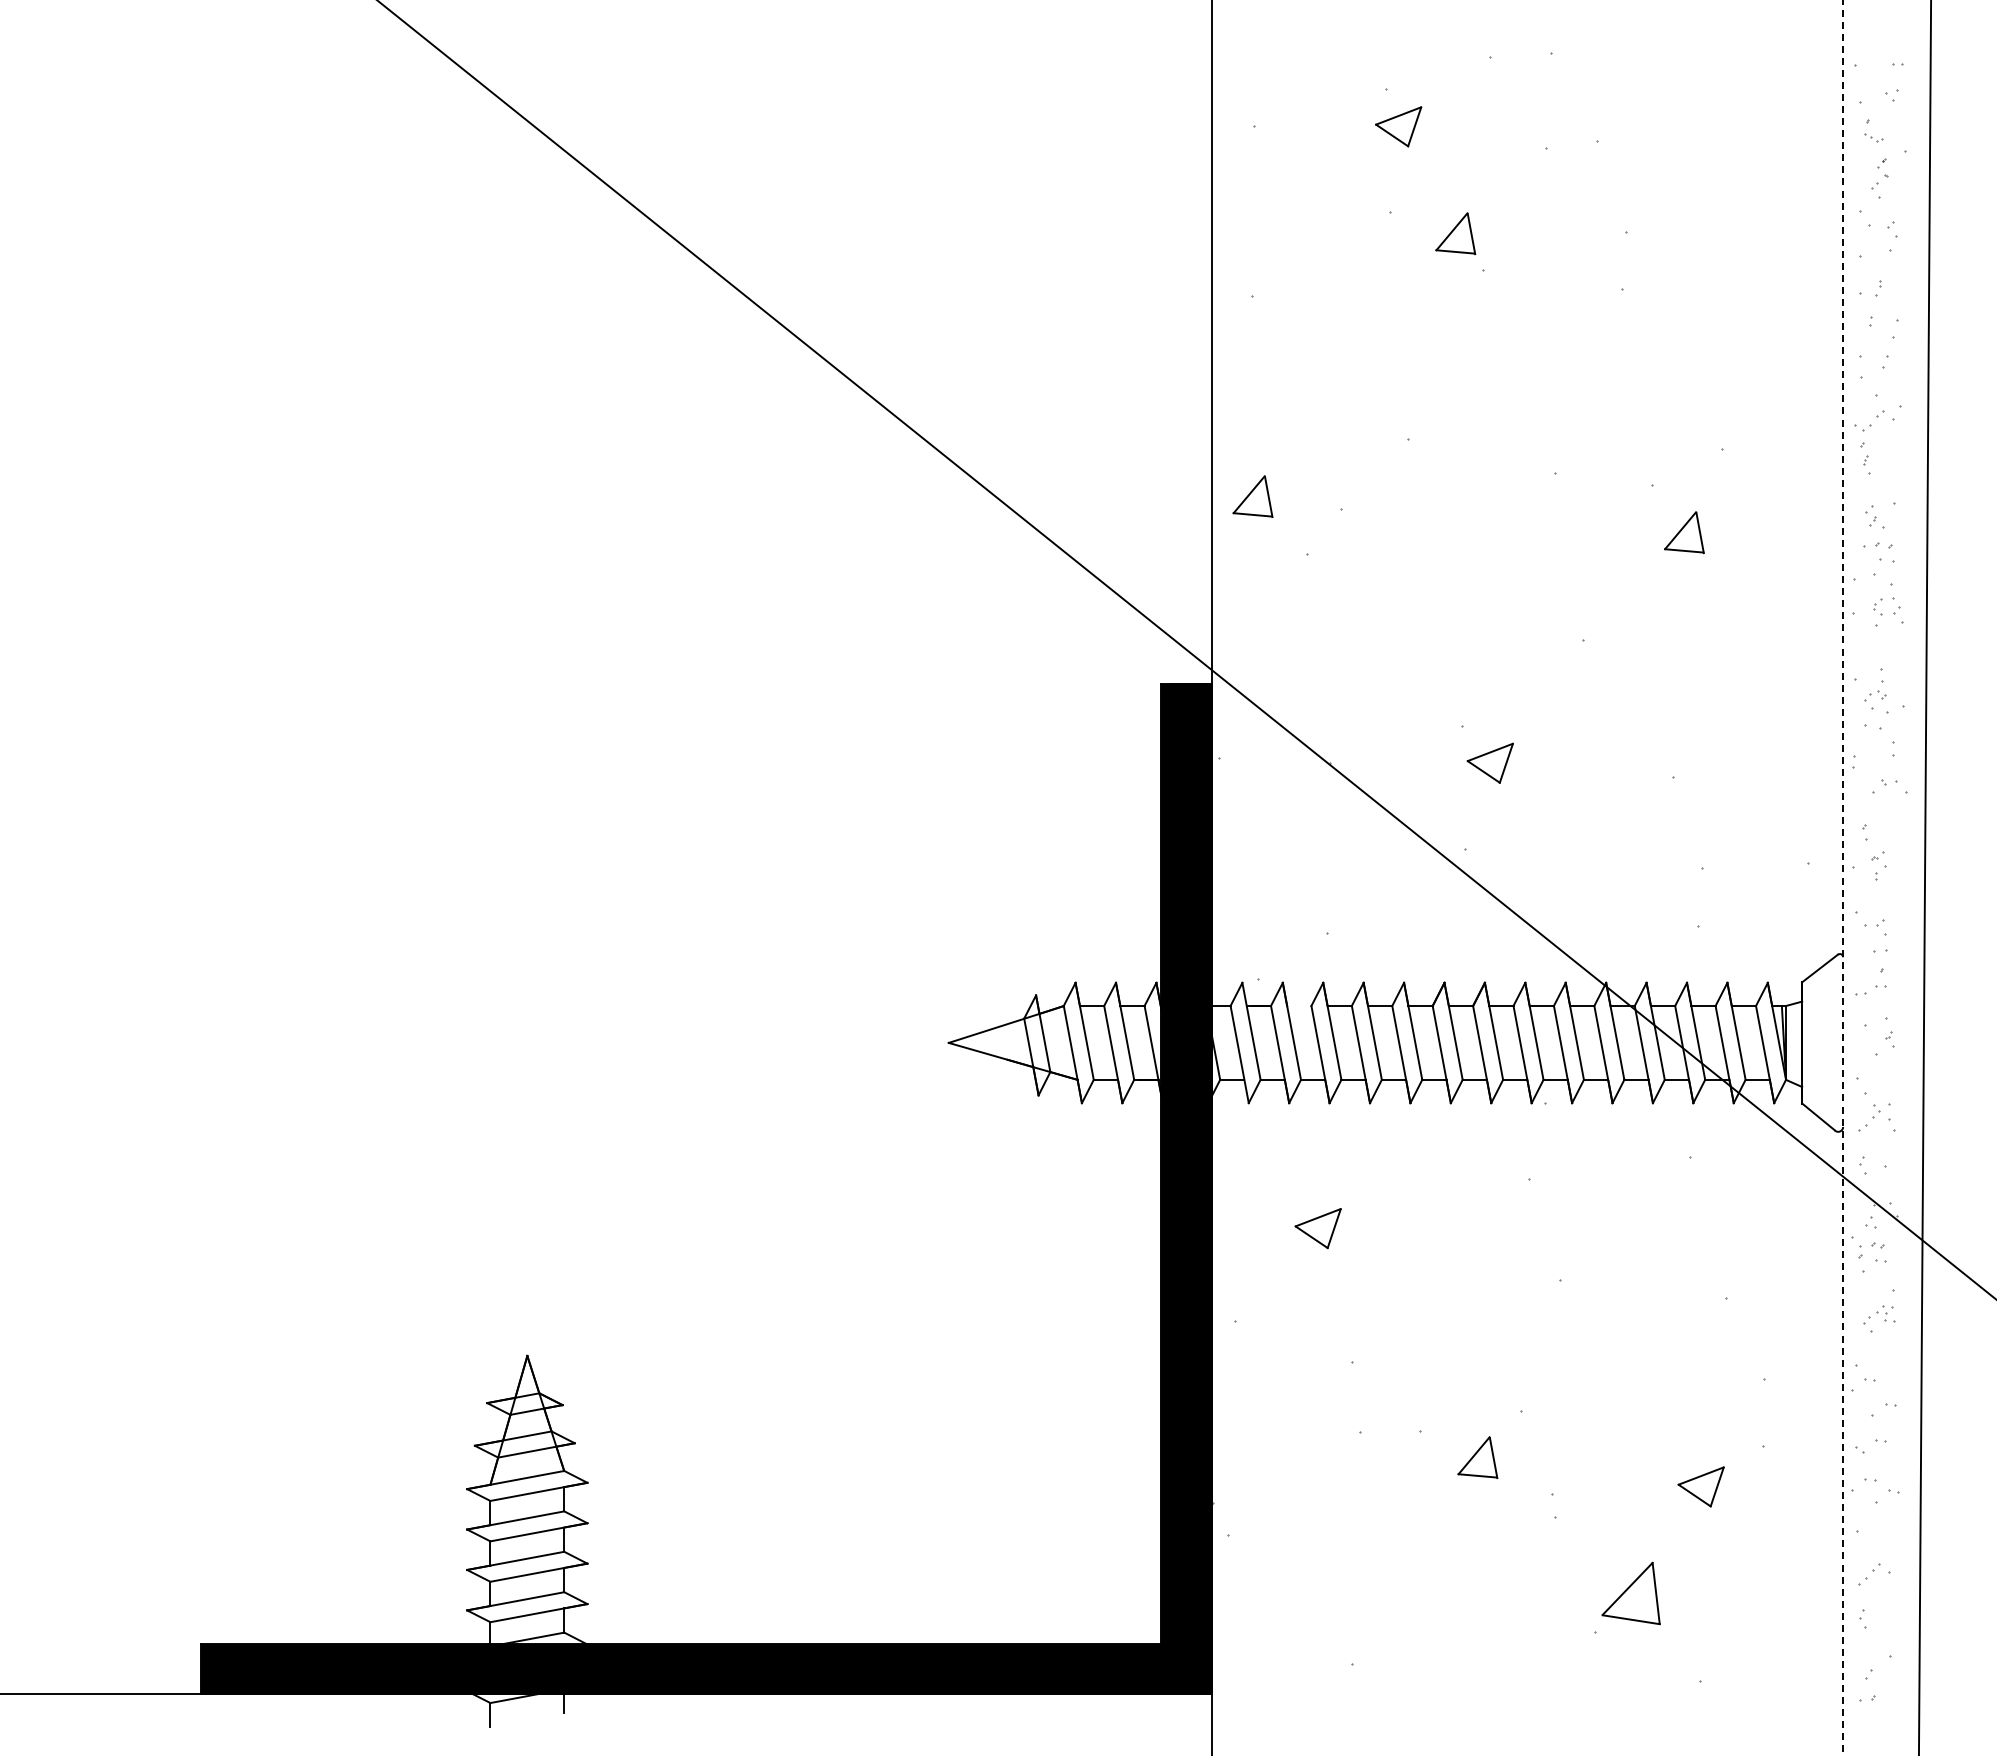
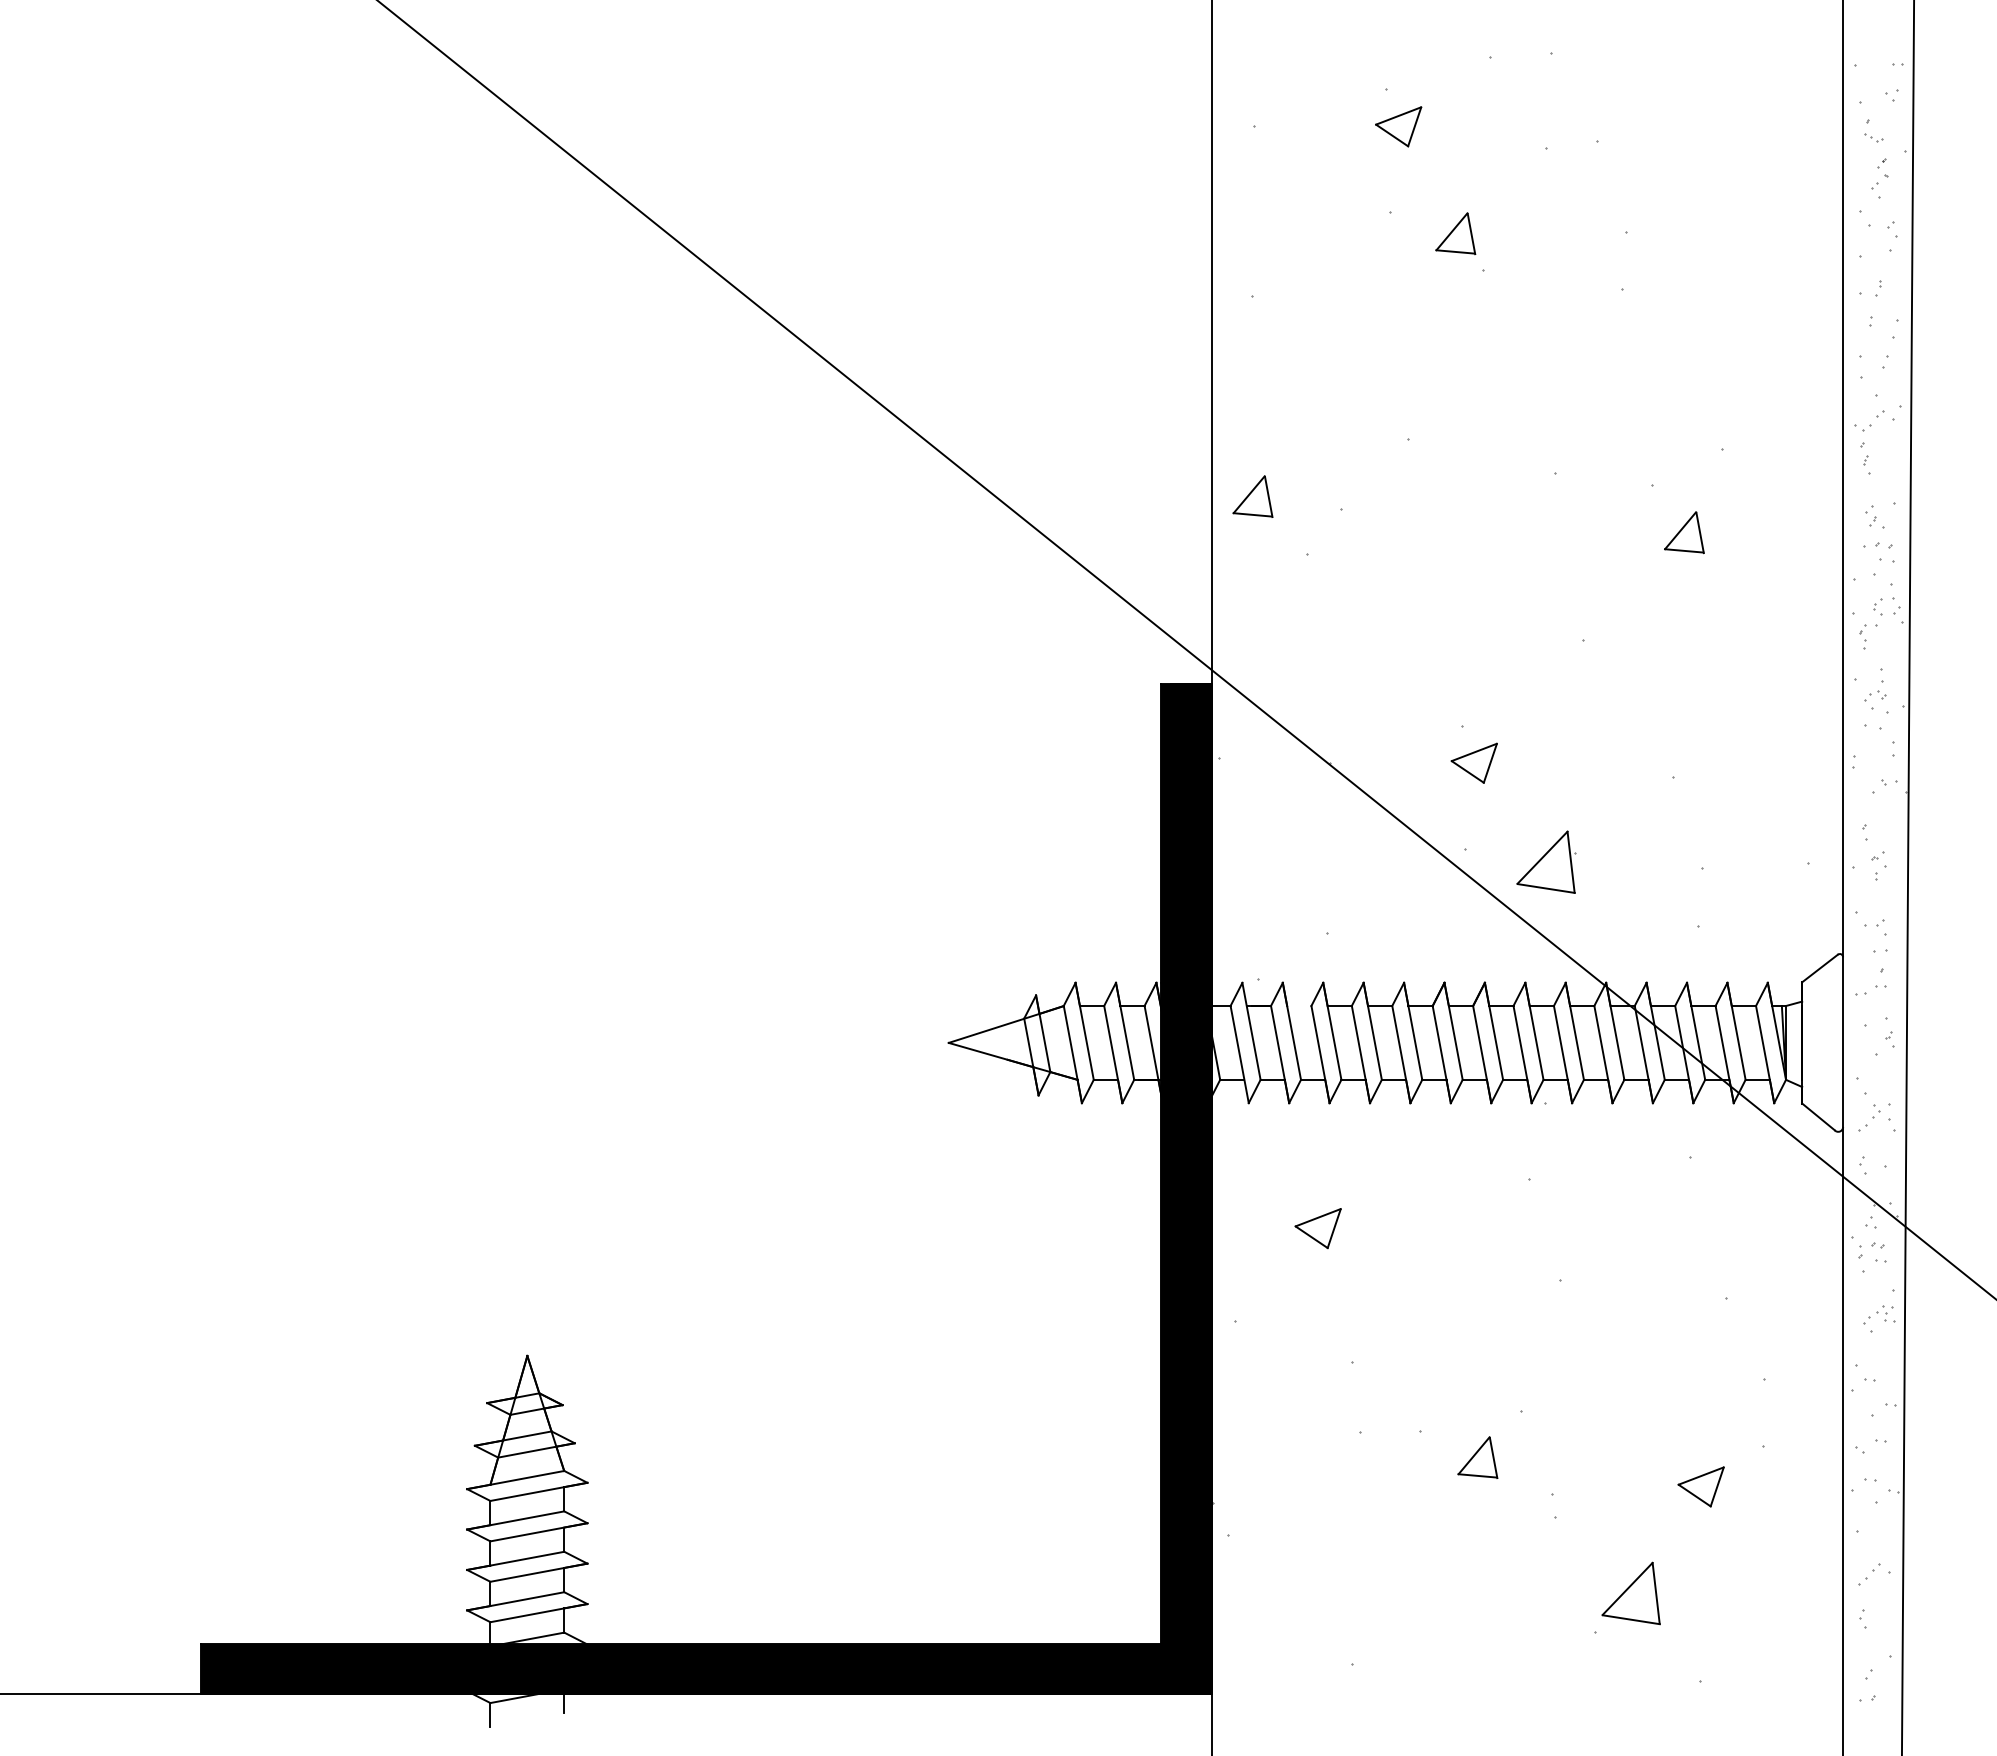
part: none -> present (1862, 636)
part position: (1489, 762) -> (1473, 762) (1473, 762)
part: none -> present (1546, 861)
line: dashed -> solid (1843, 877)
line position: (1924, 877) -> (1907, 877) (1907, 877)
